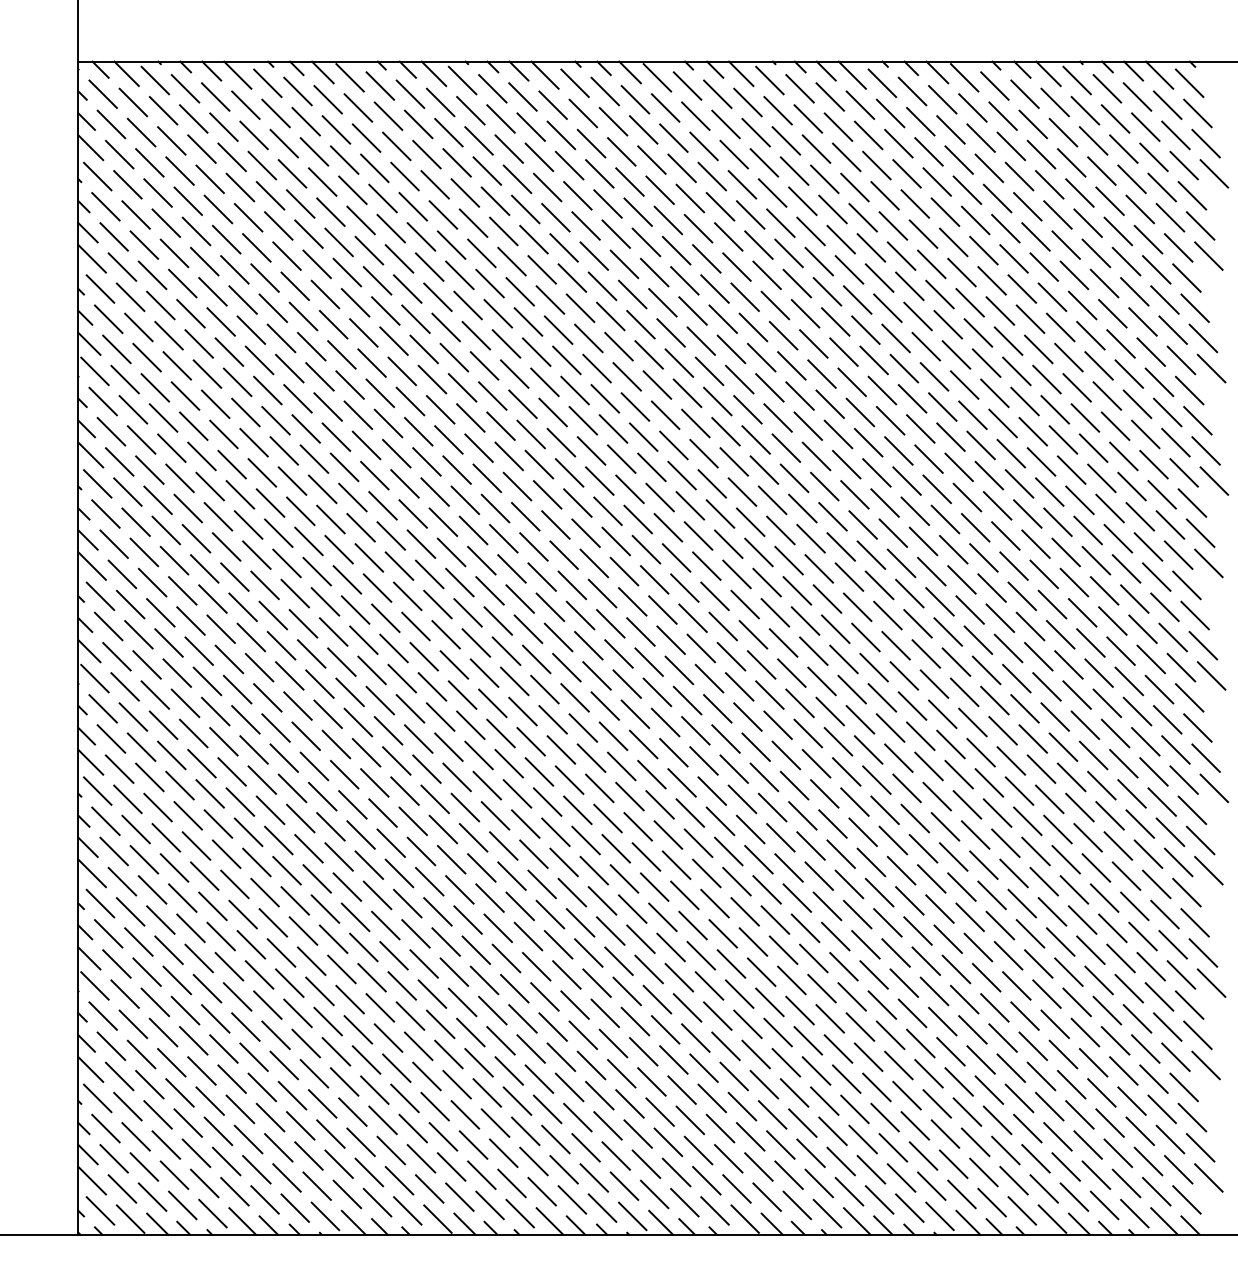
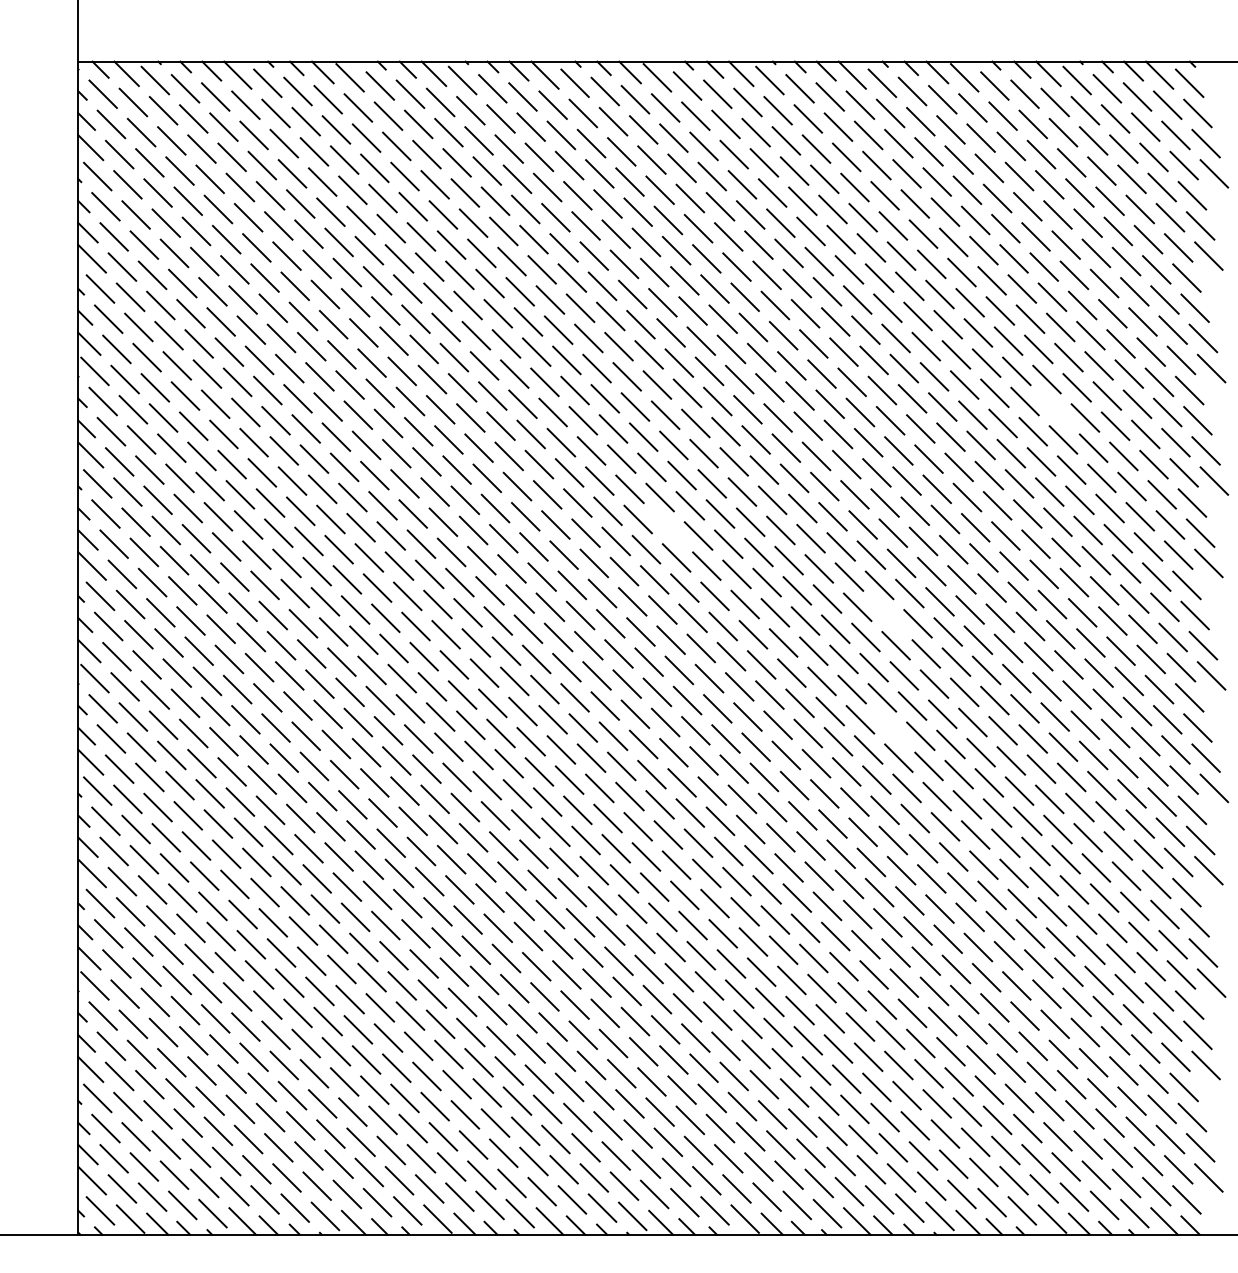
line: present -> none (1054, 409)
line: present -> none (668, 527)
line: present -> none (887, 615)
line: present -> none (890, 727)
